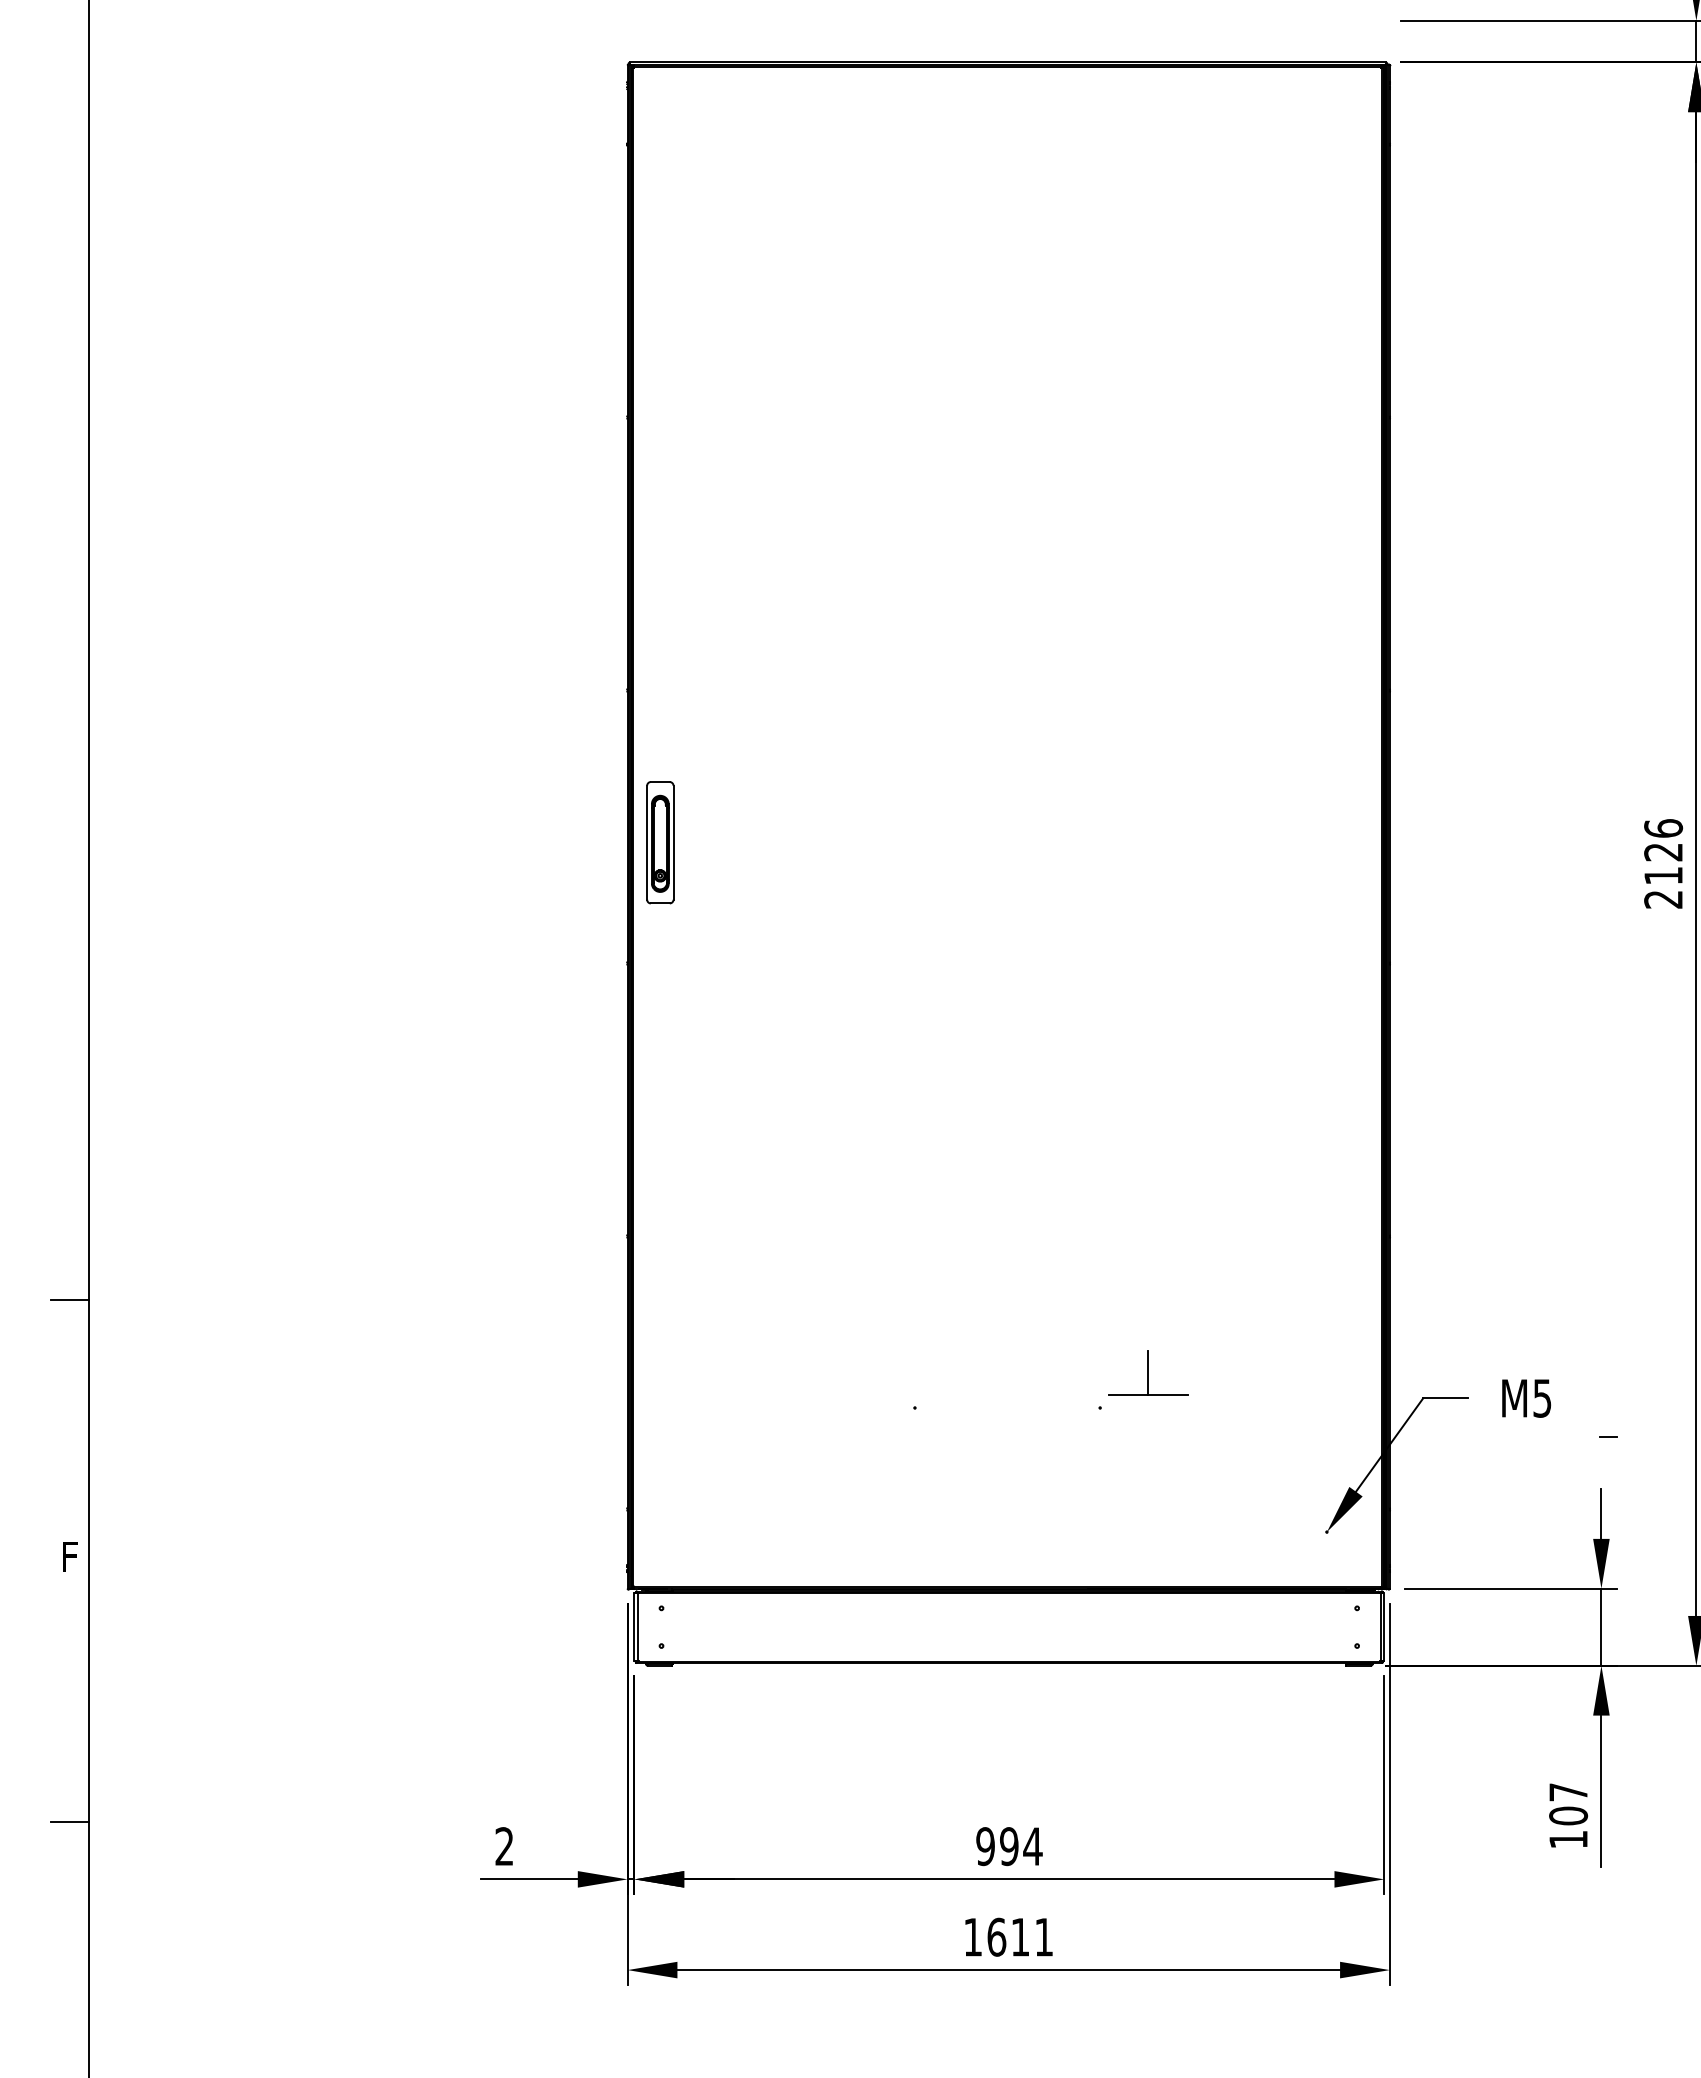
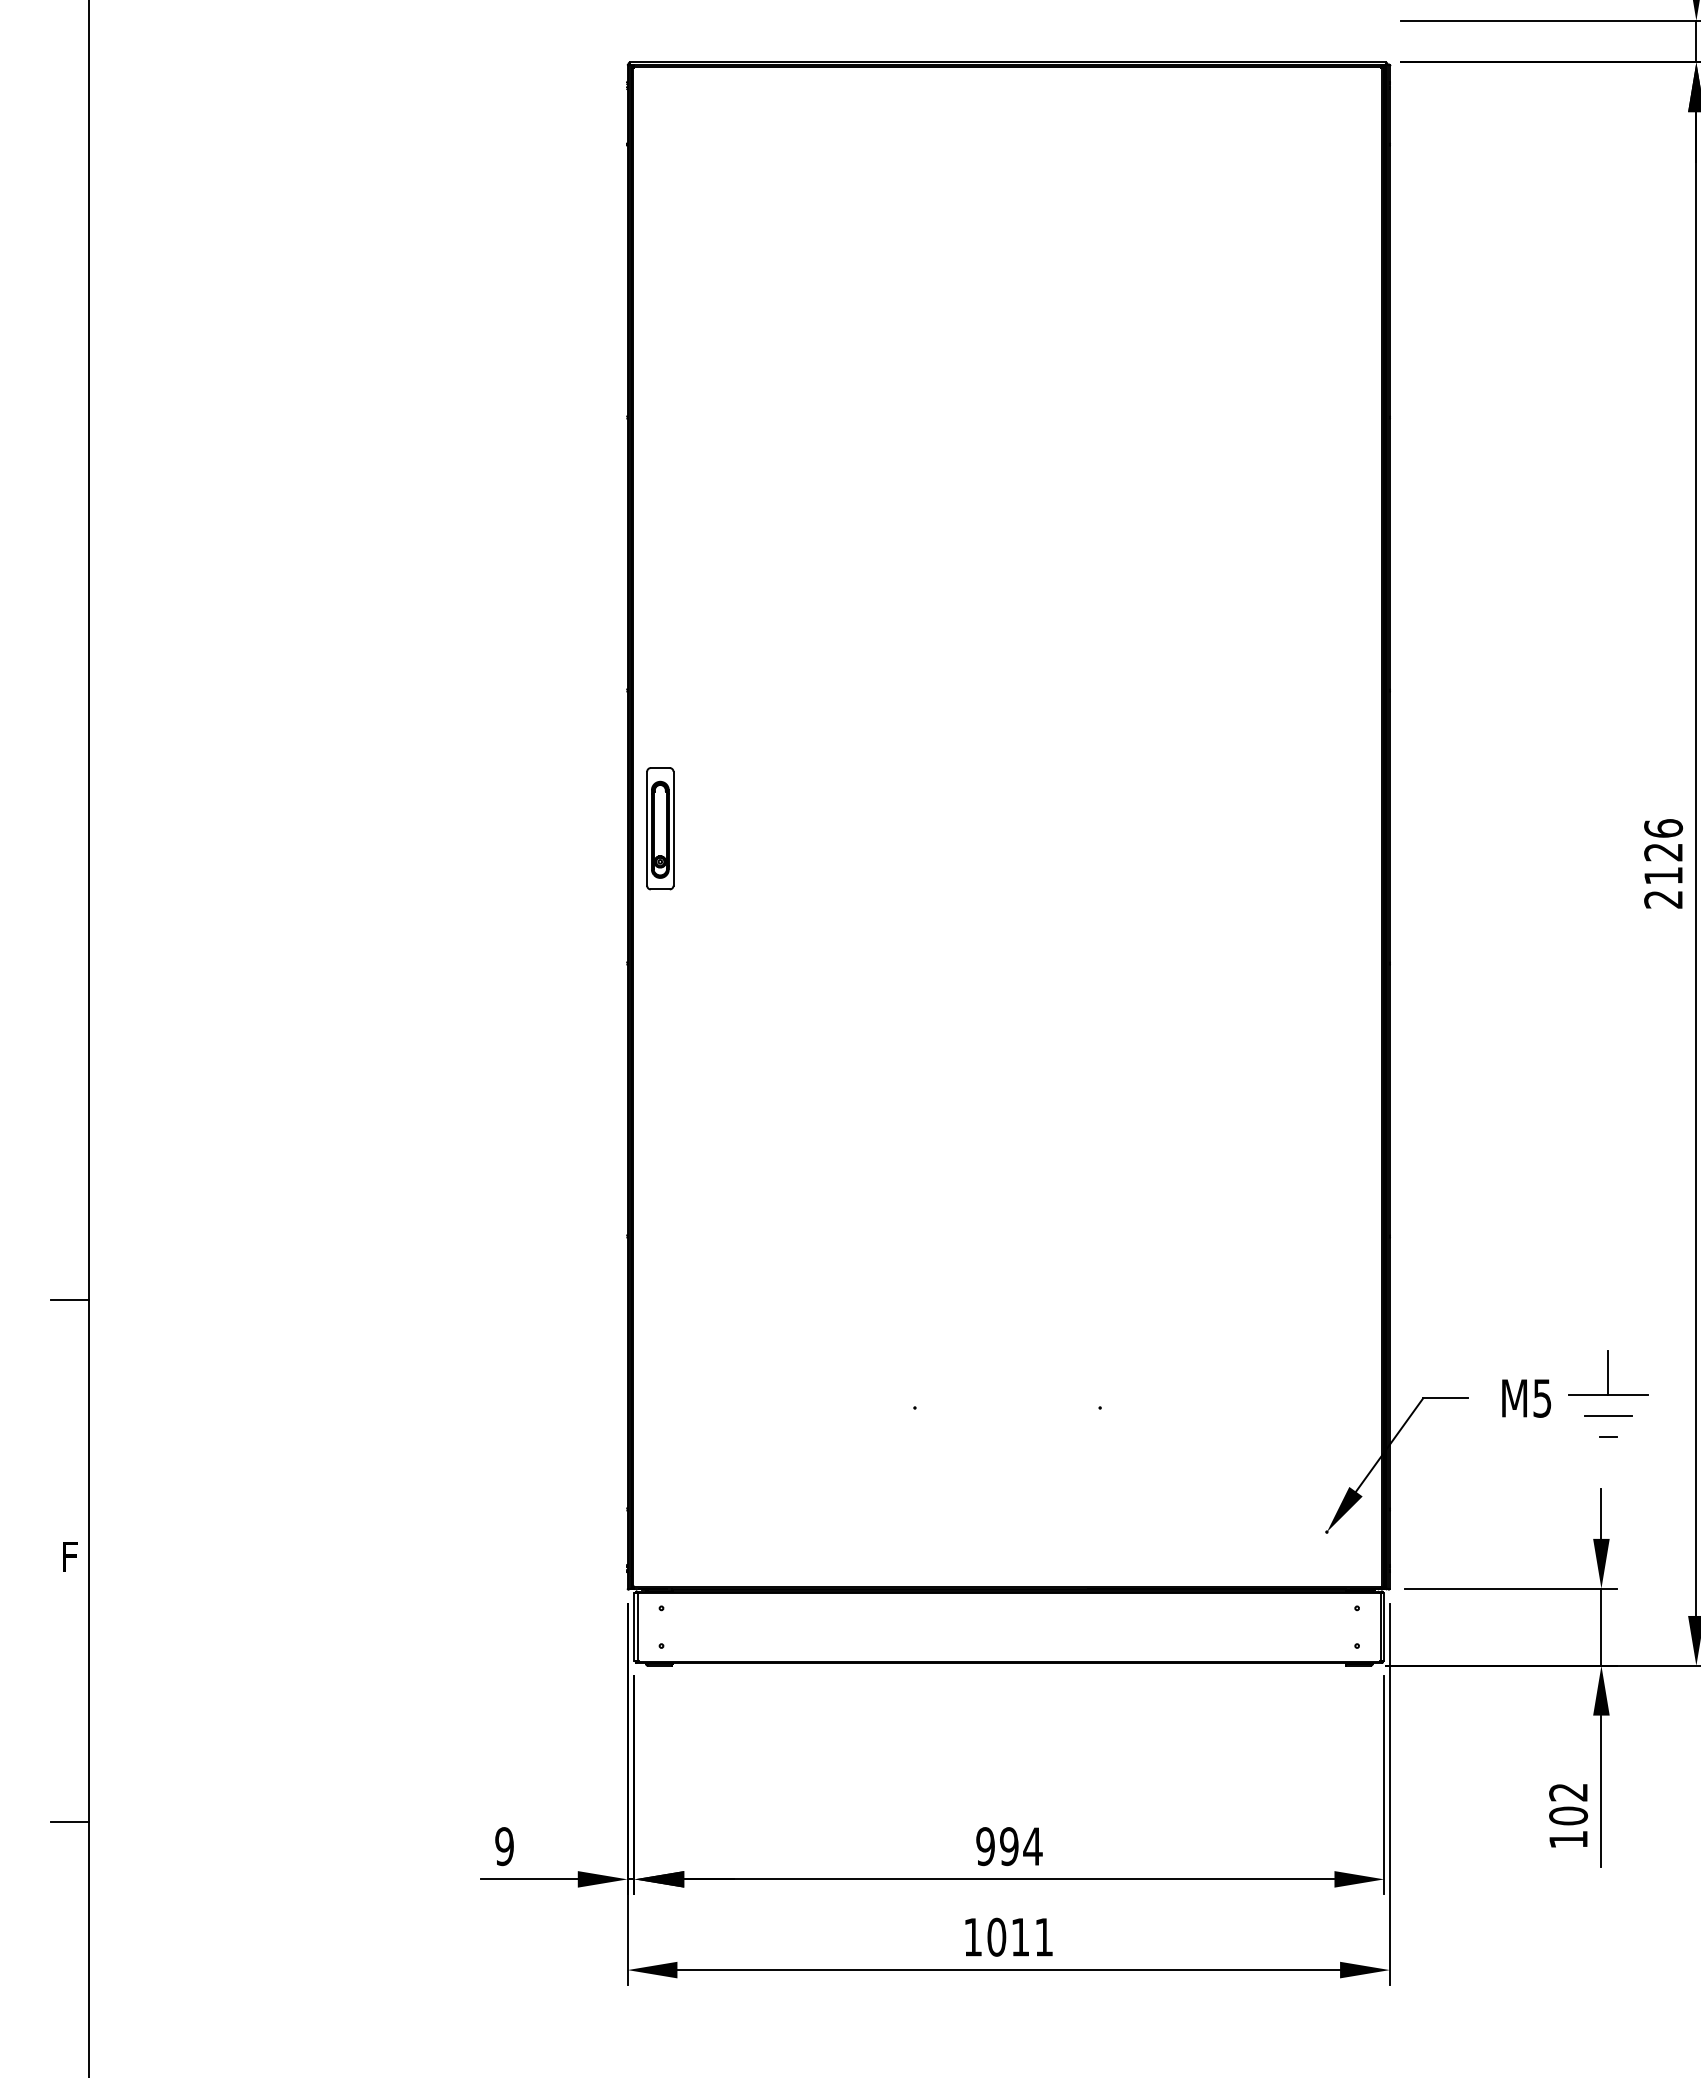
part position: (660, 842) -> (660, 828) (660, 828)
part position: (1148, 1372) -> (1608, 1372) (1608, 1372)
line: none -> present (1608, 1415)
text: 107 -> 102 (1568, 1792)
text: 2 -> 9 (504, 1846)
text: 1611 -> 1011 (996, 1936)
